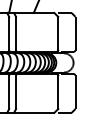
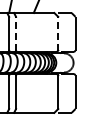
line: solid -> dashed (16, 33)
line: solid -> dashed (58, 33)
